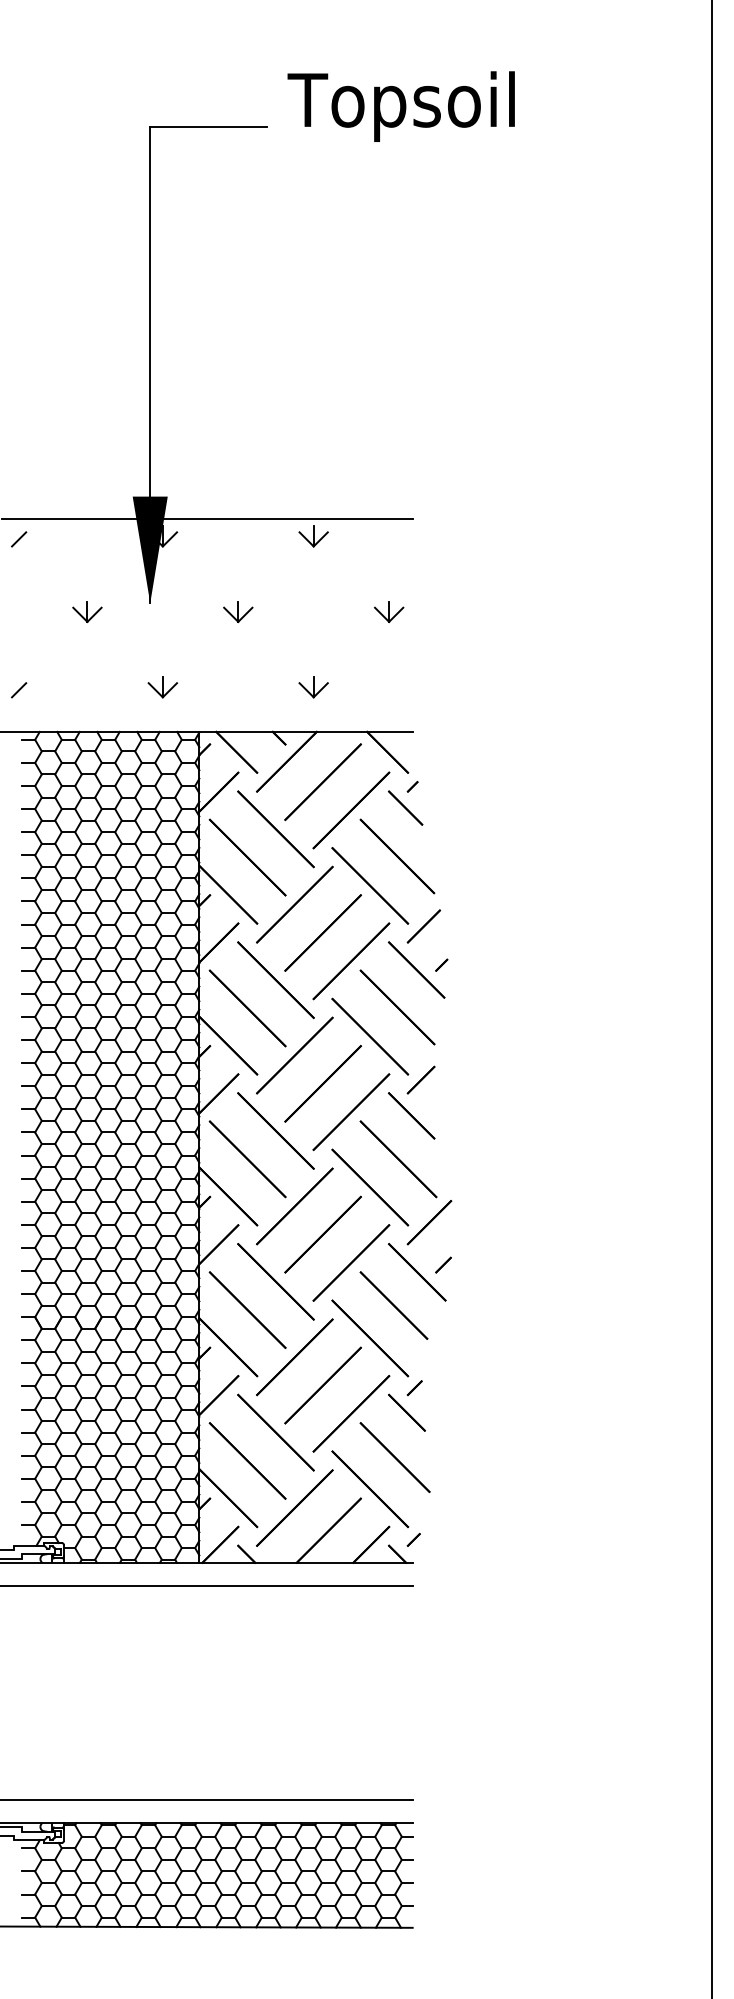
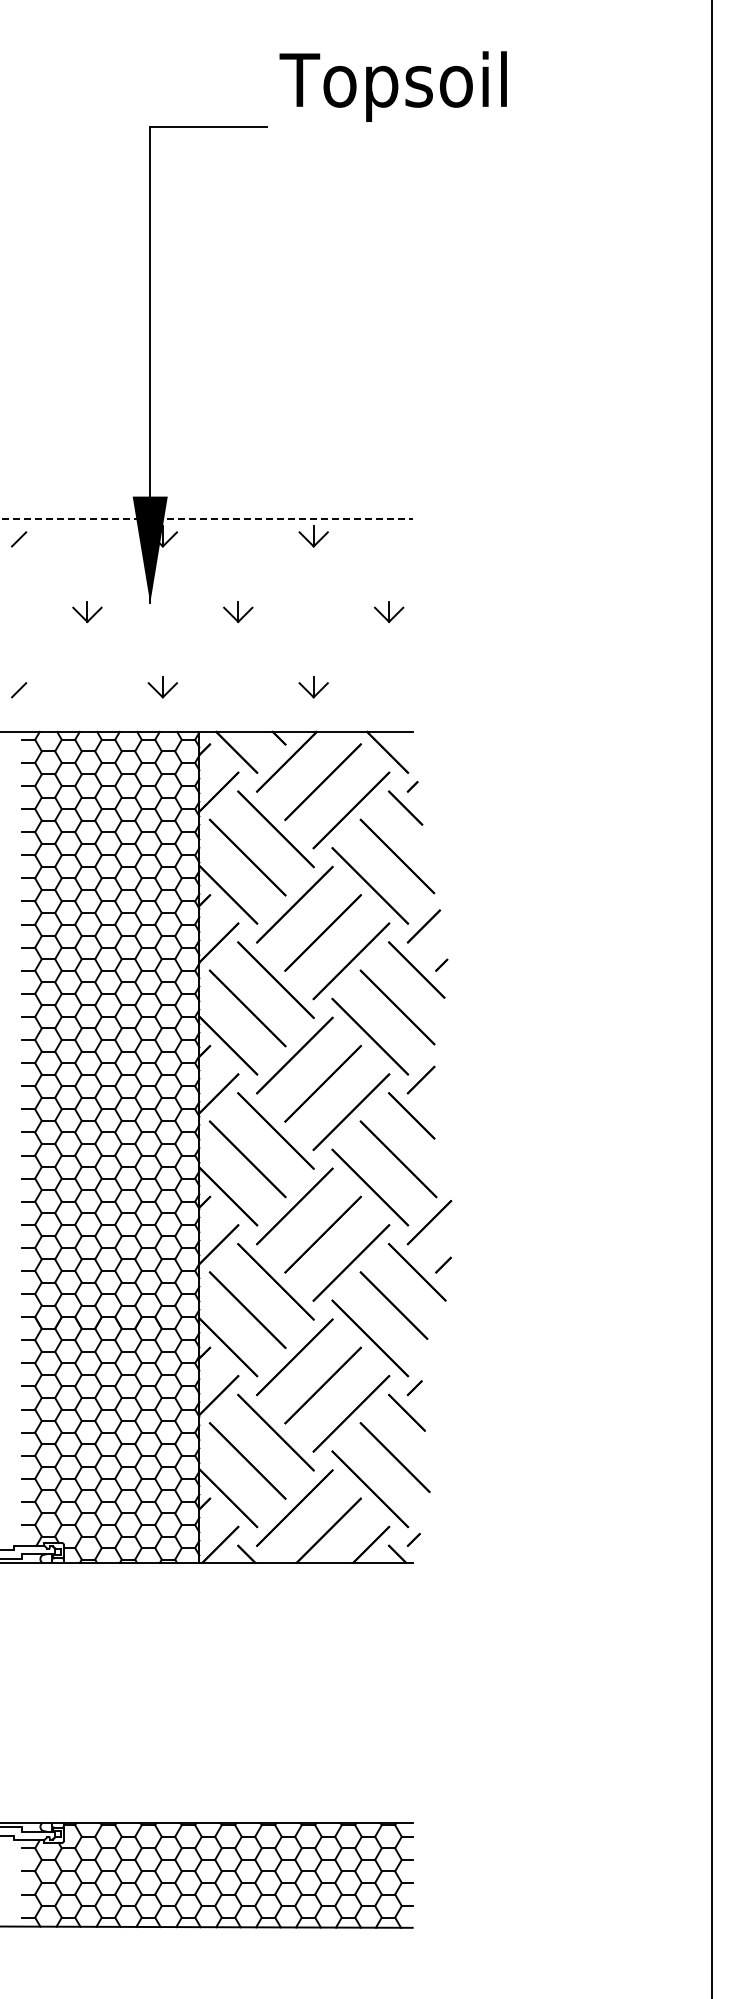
text position: (400, 106) -> (392, 86) (392, 86)
line: solid -> dashed (207, 518)
line: present -> none (207, 1586)
line: present -> none (207, 1799)
